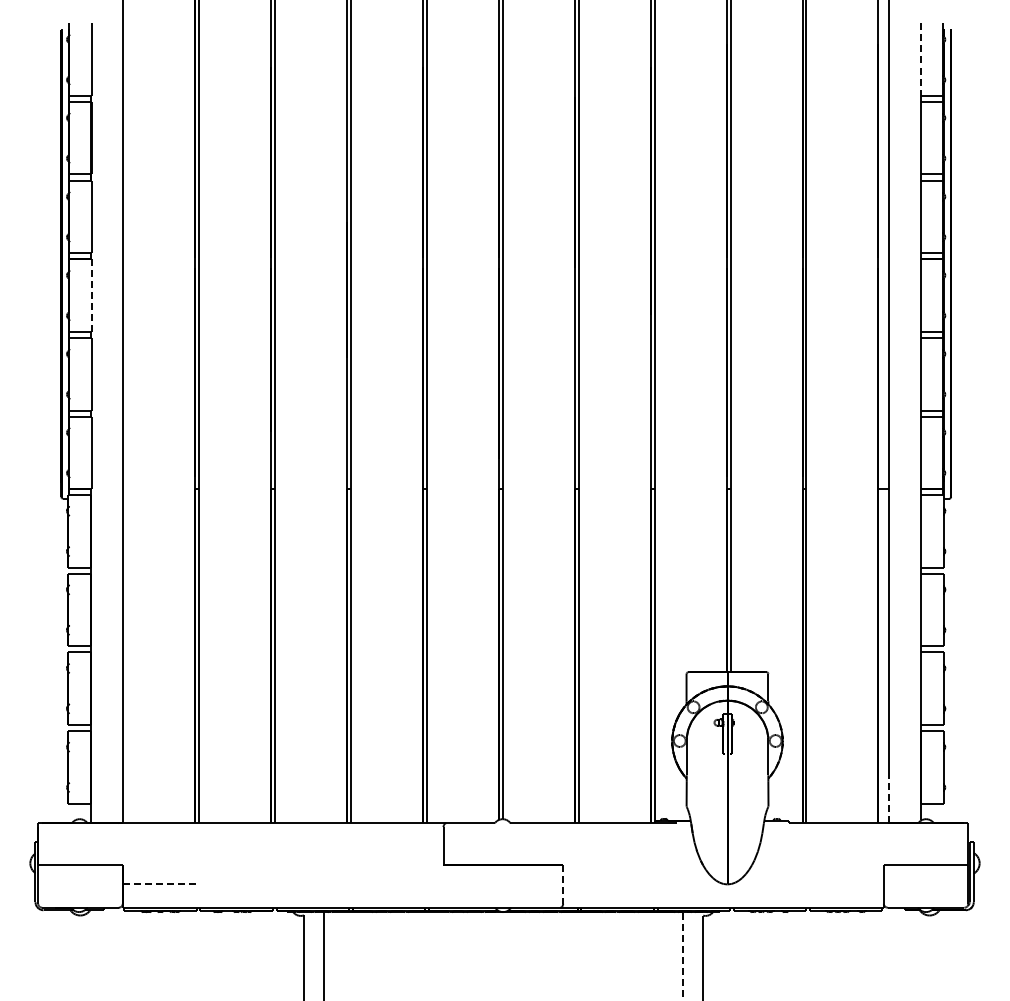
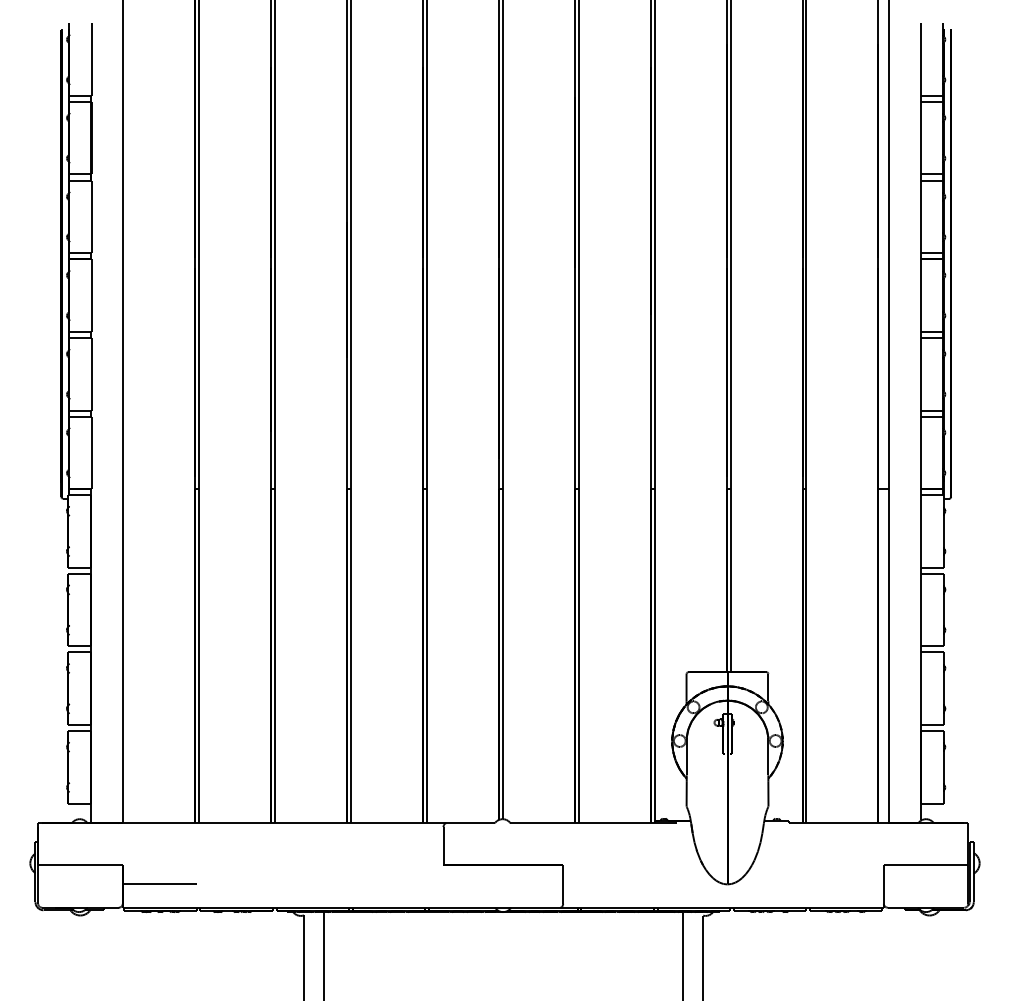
line: dashed -> solid (920, 60)
line: dashed -> solid (91, 296)
line: dashed -> solid (889, 797)
line: dashed -> solid (160, 884)
line: dashed -> solid (563, 885)
line: dashed -> solid (682, 957)
